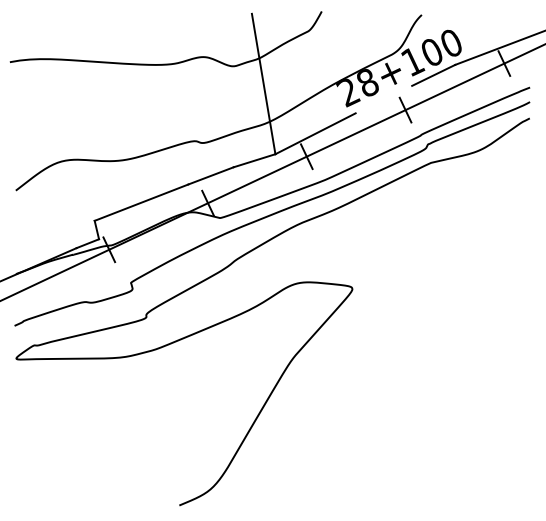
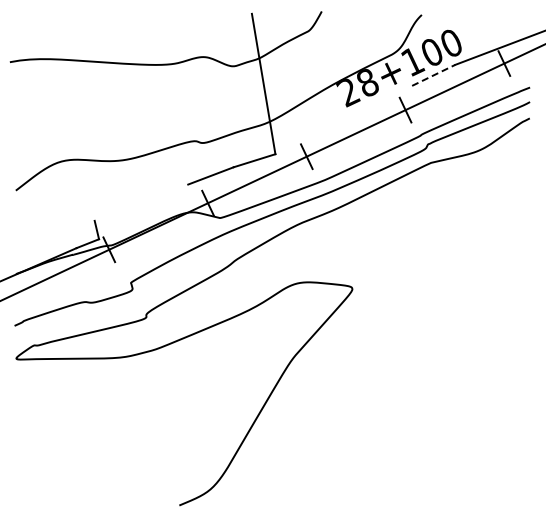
line: solid -> dashed (433, 75)
line: present -> none (315, 133)
line: present -> none (141, 202)
